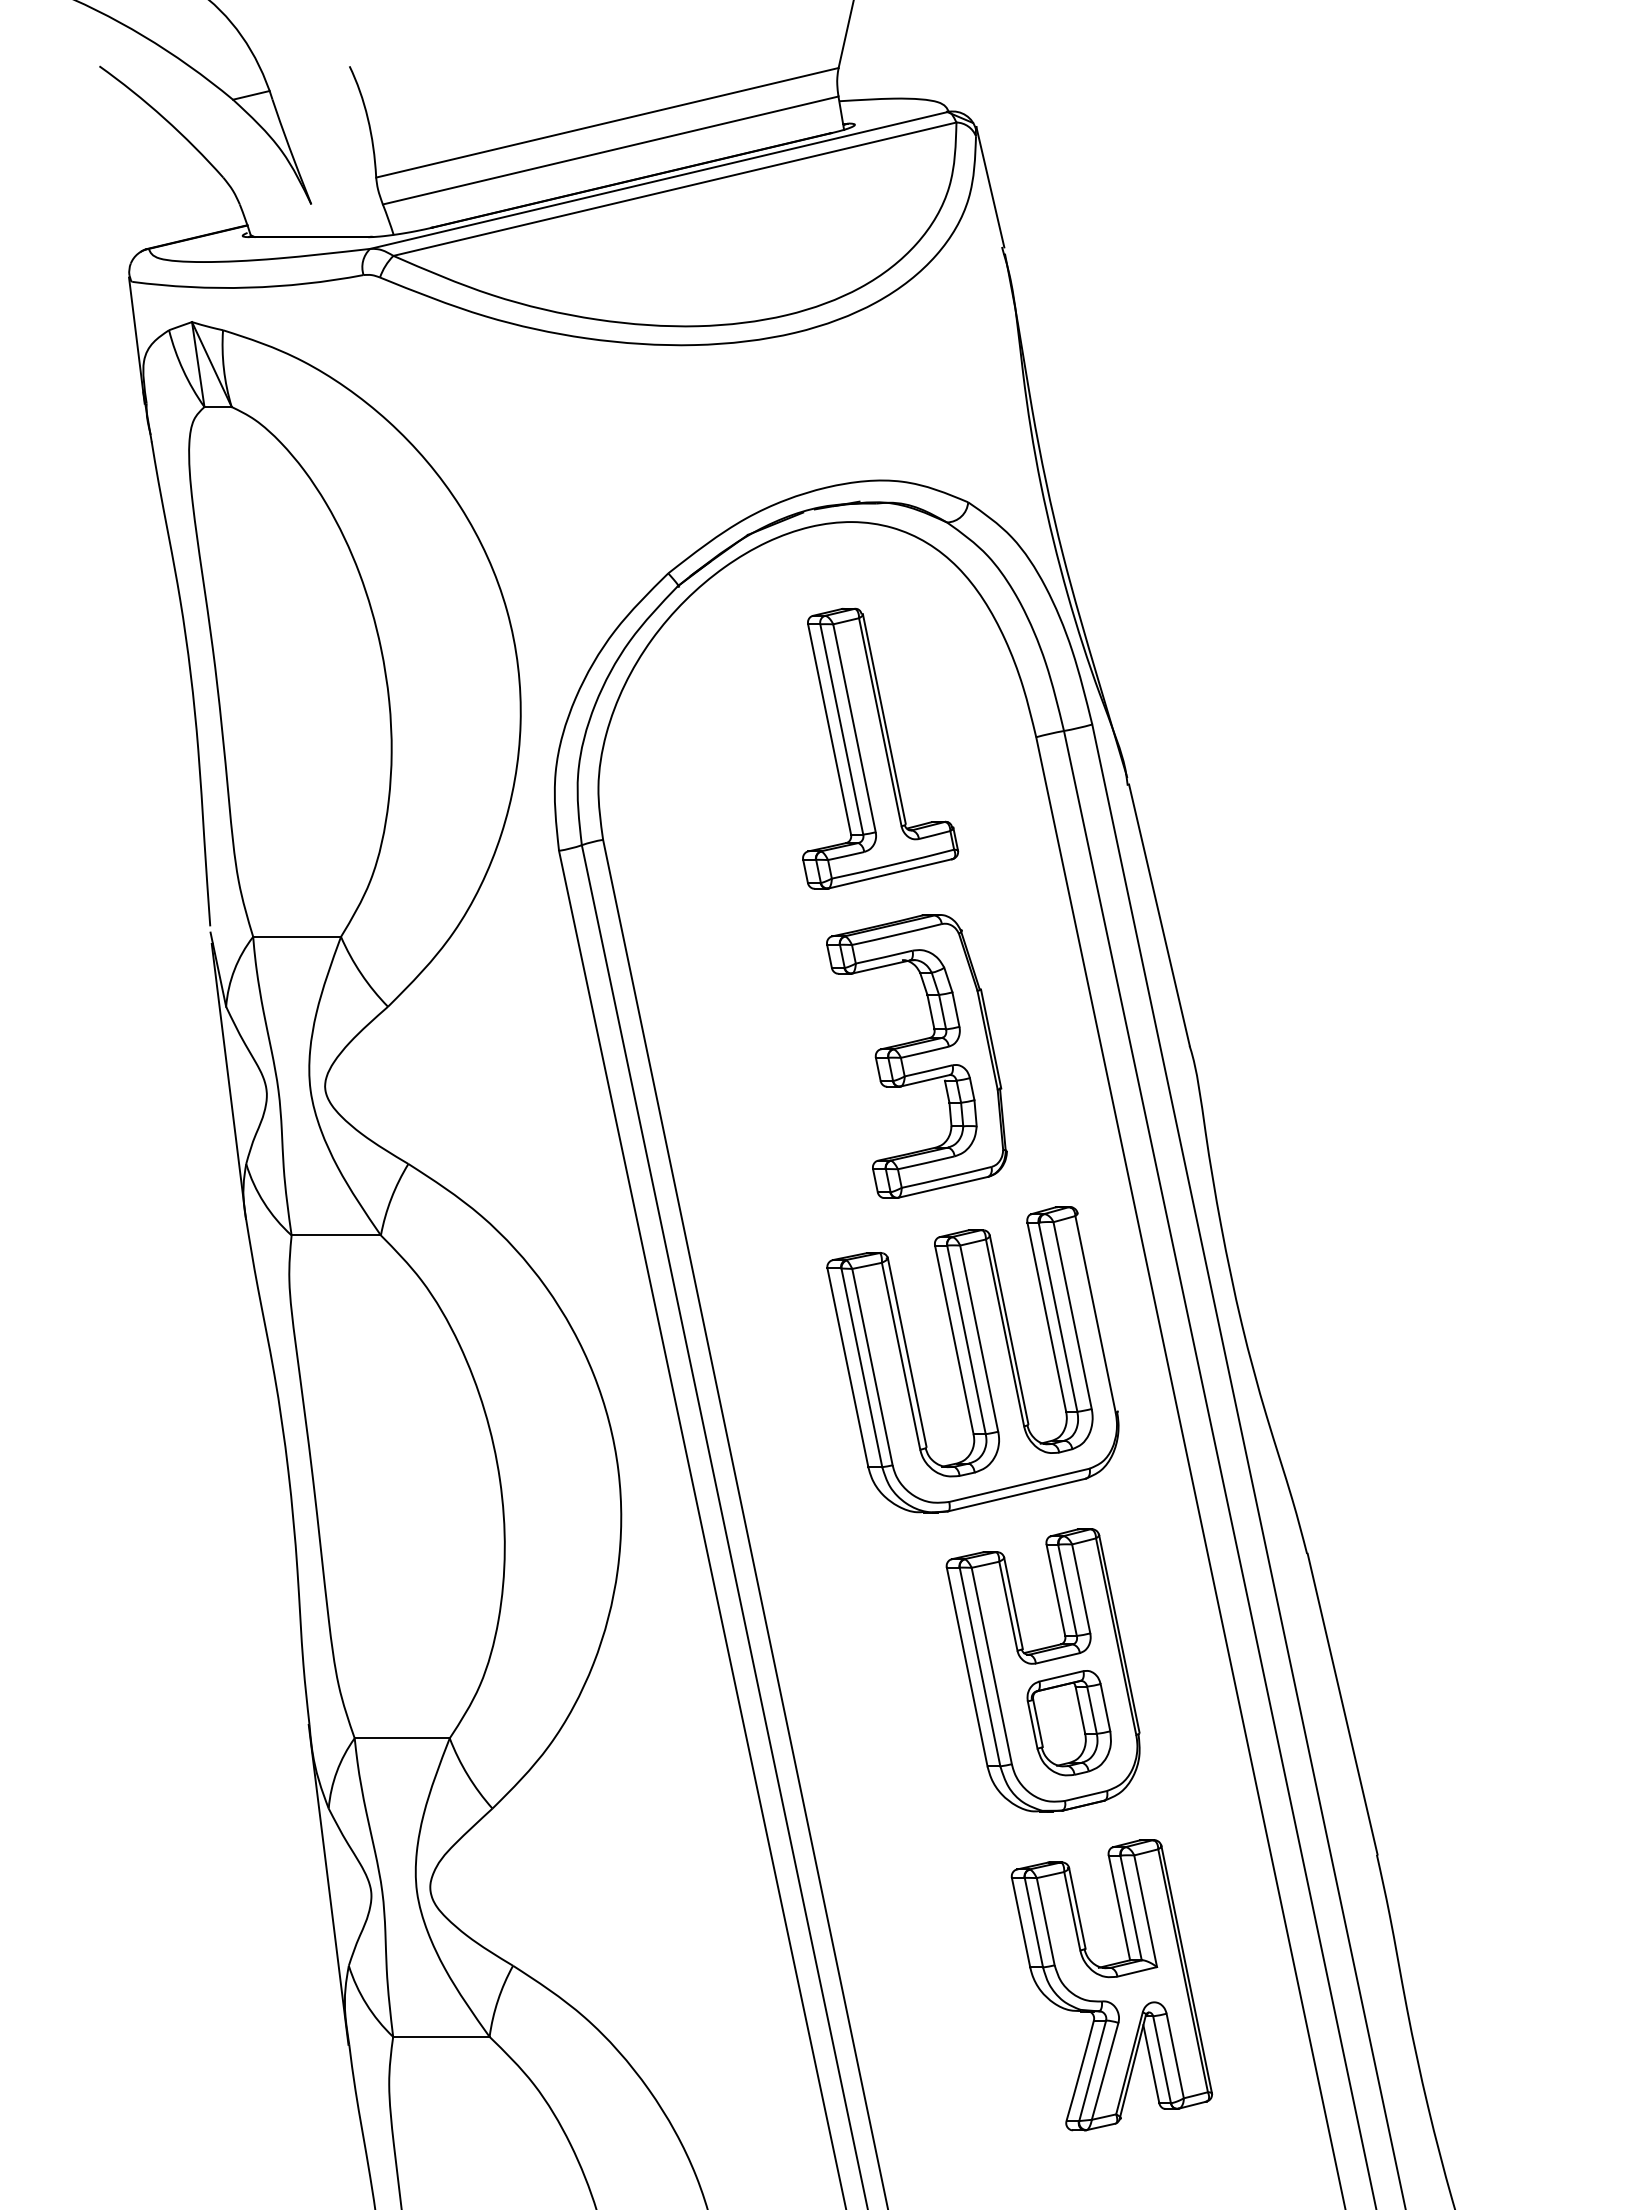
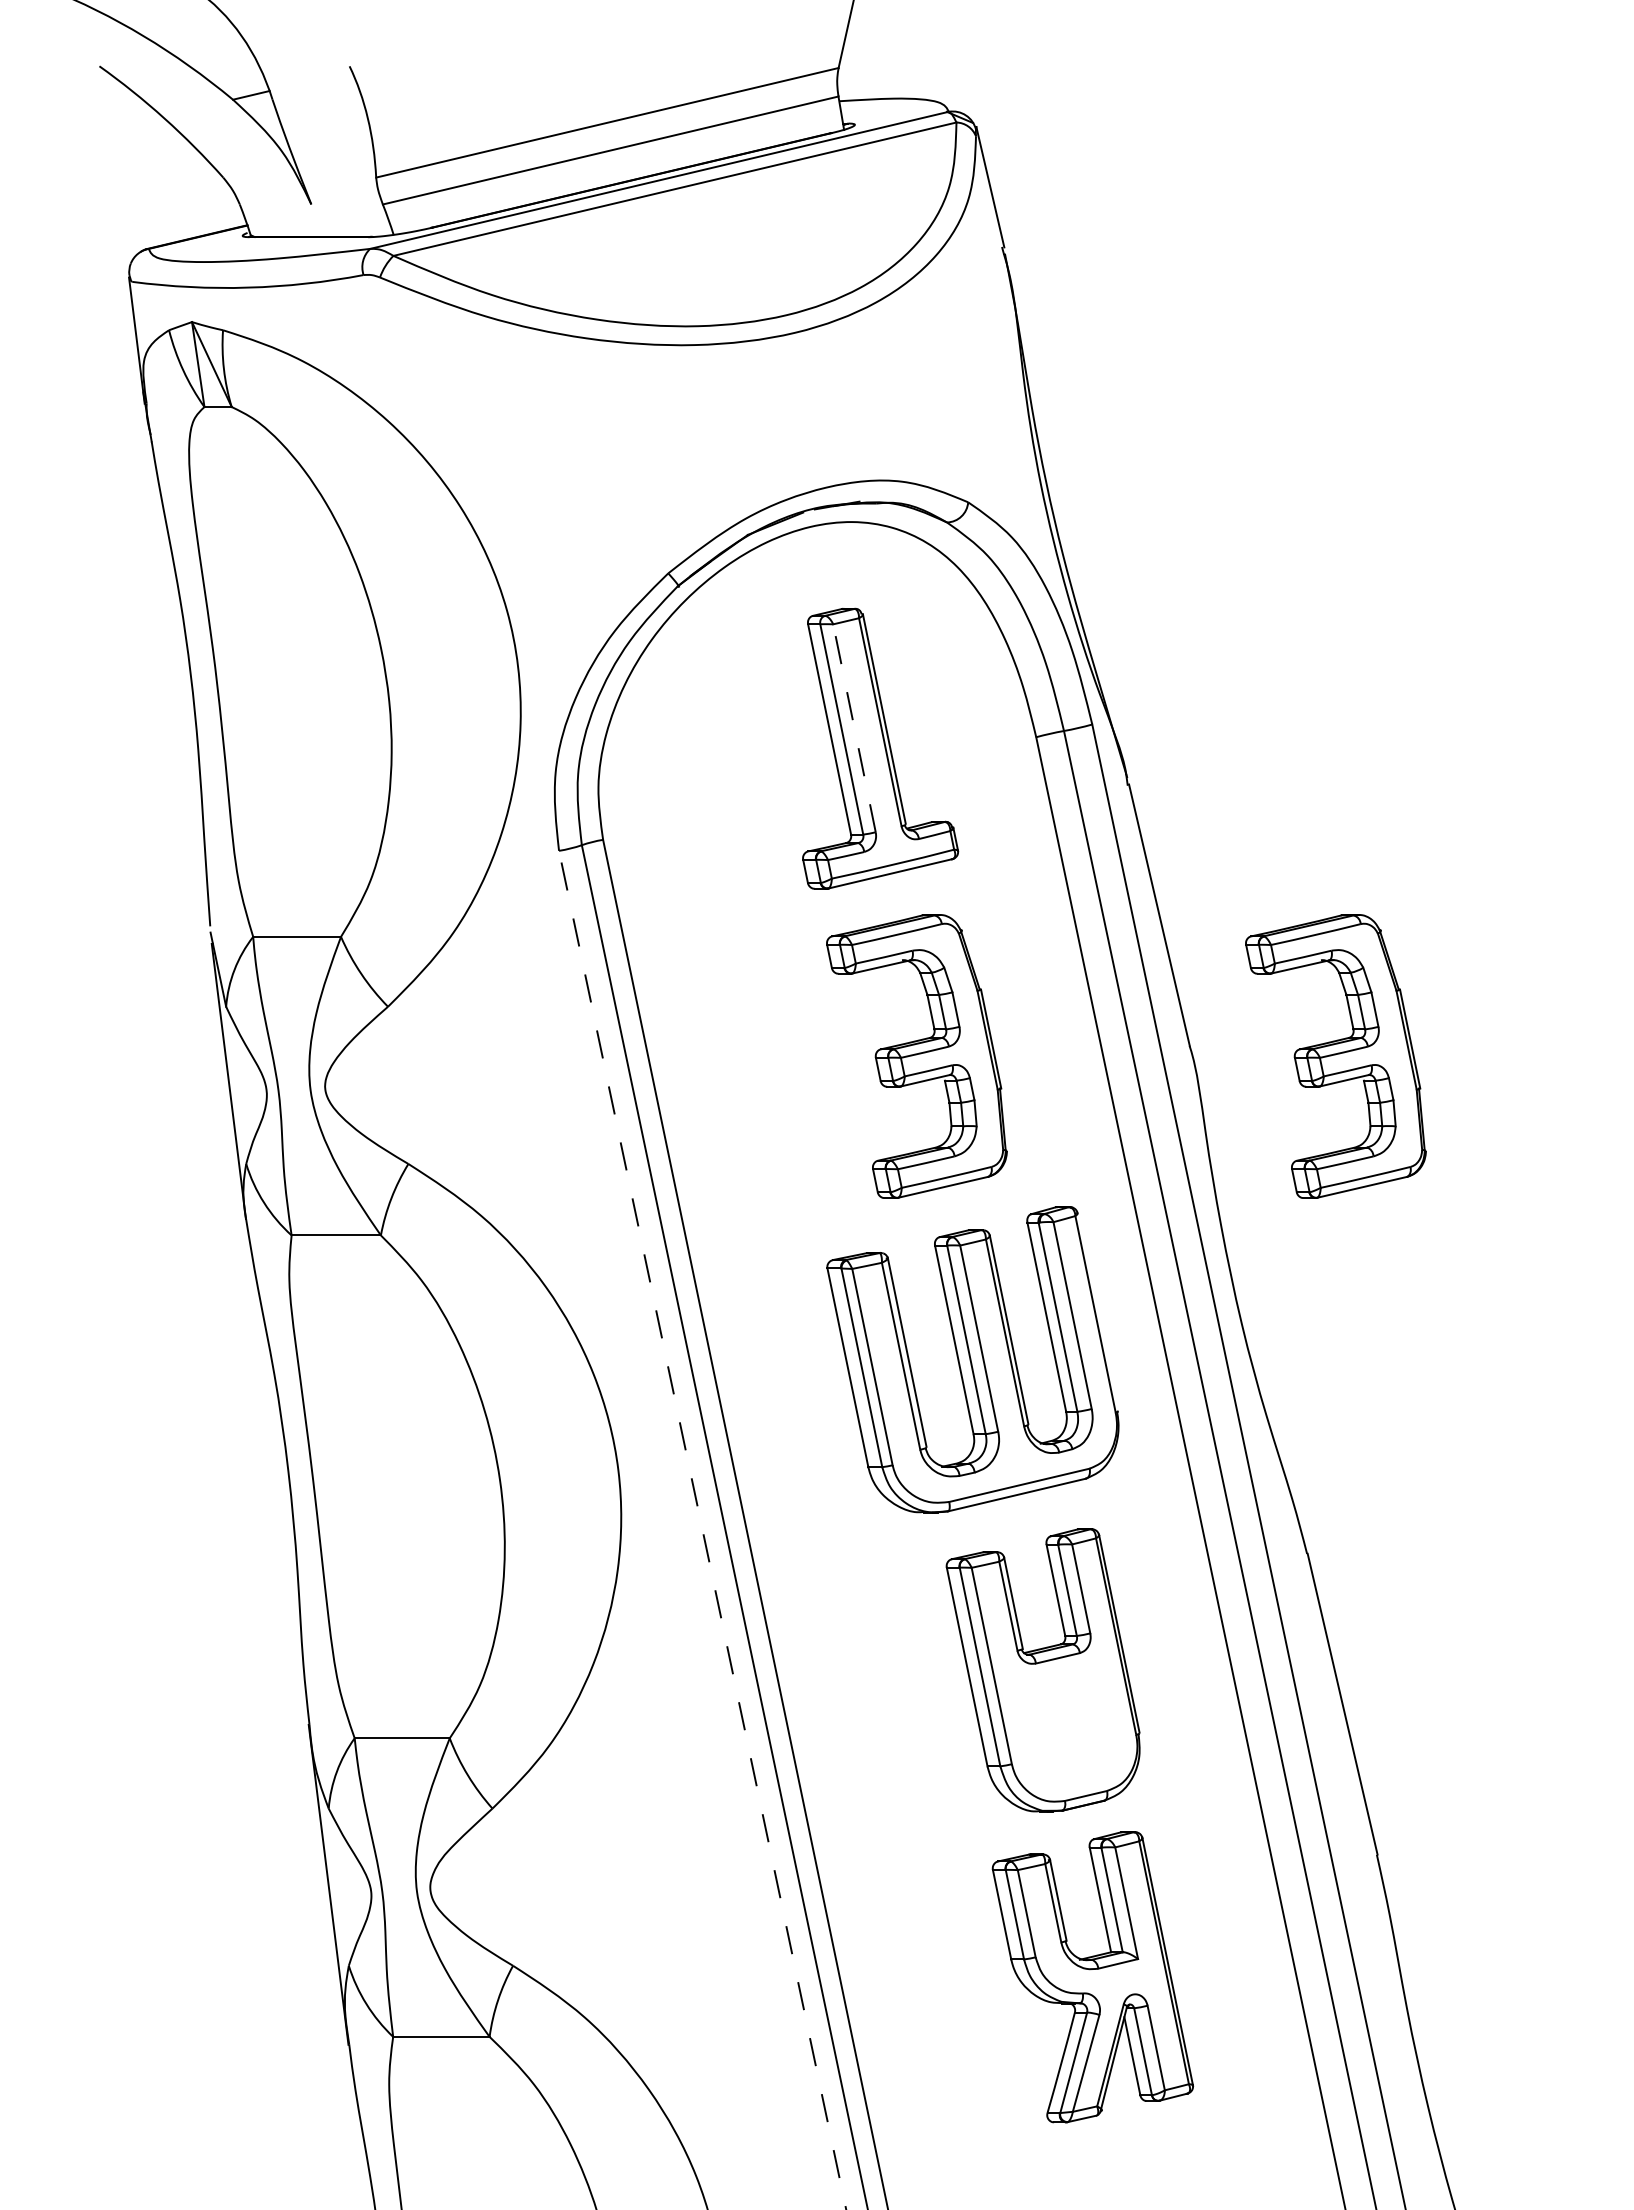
line: solid -> dashed (854, 727)
part: none -> present (1335, 1056)
line: solid -> dashed (702, 1529)
part: present -> none (1068, 1723)
part position: (1111, 1985) -> (1092, 1977) (1092, 1977)
